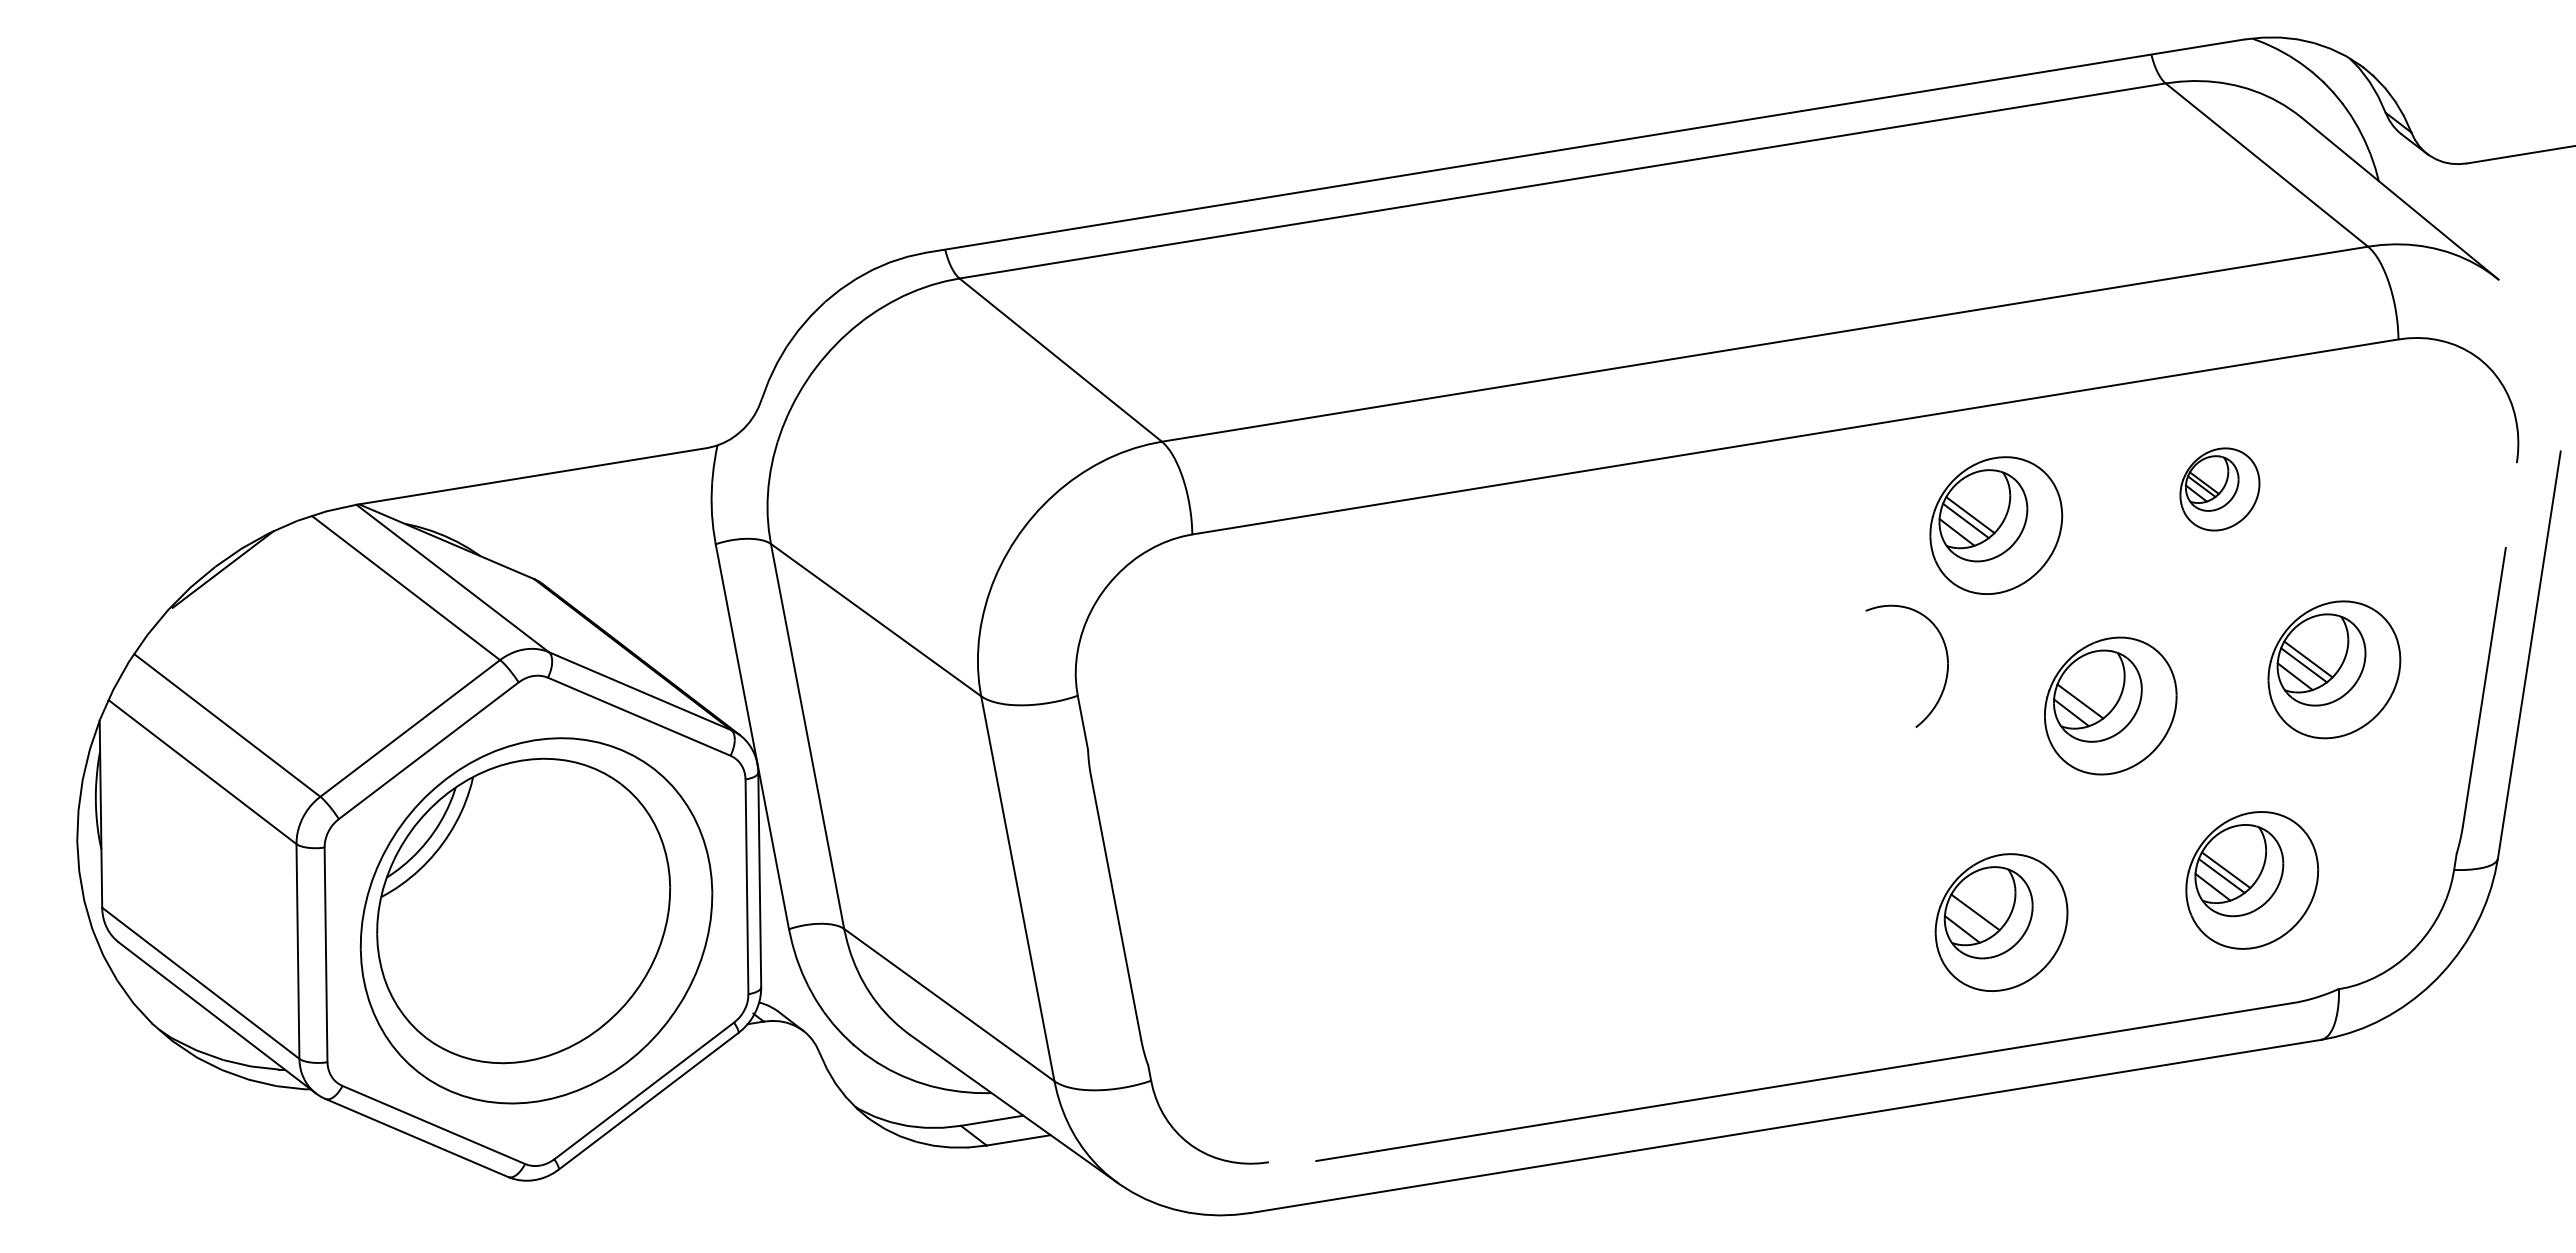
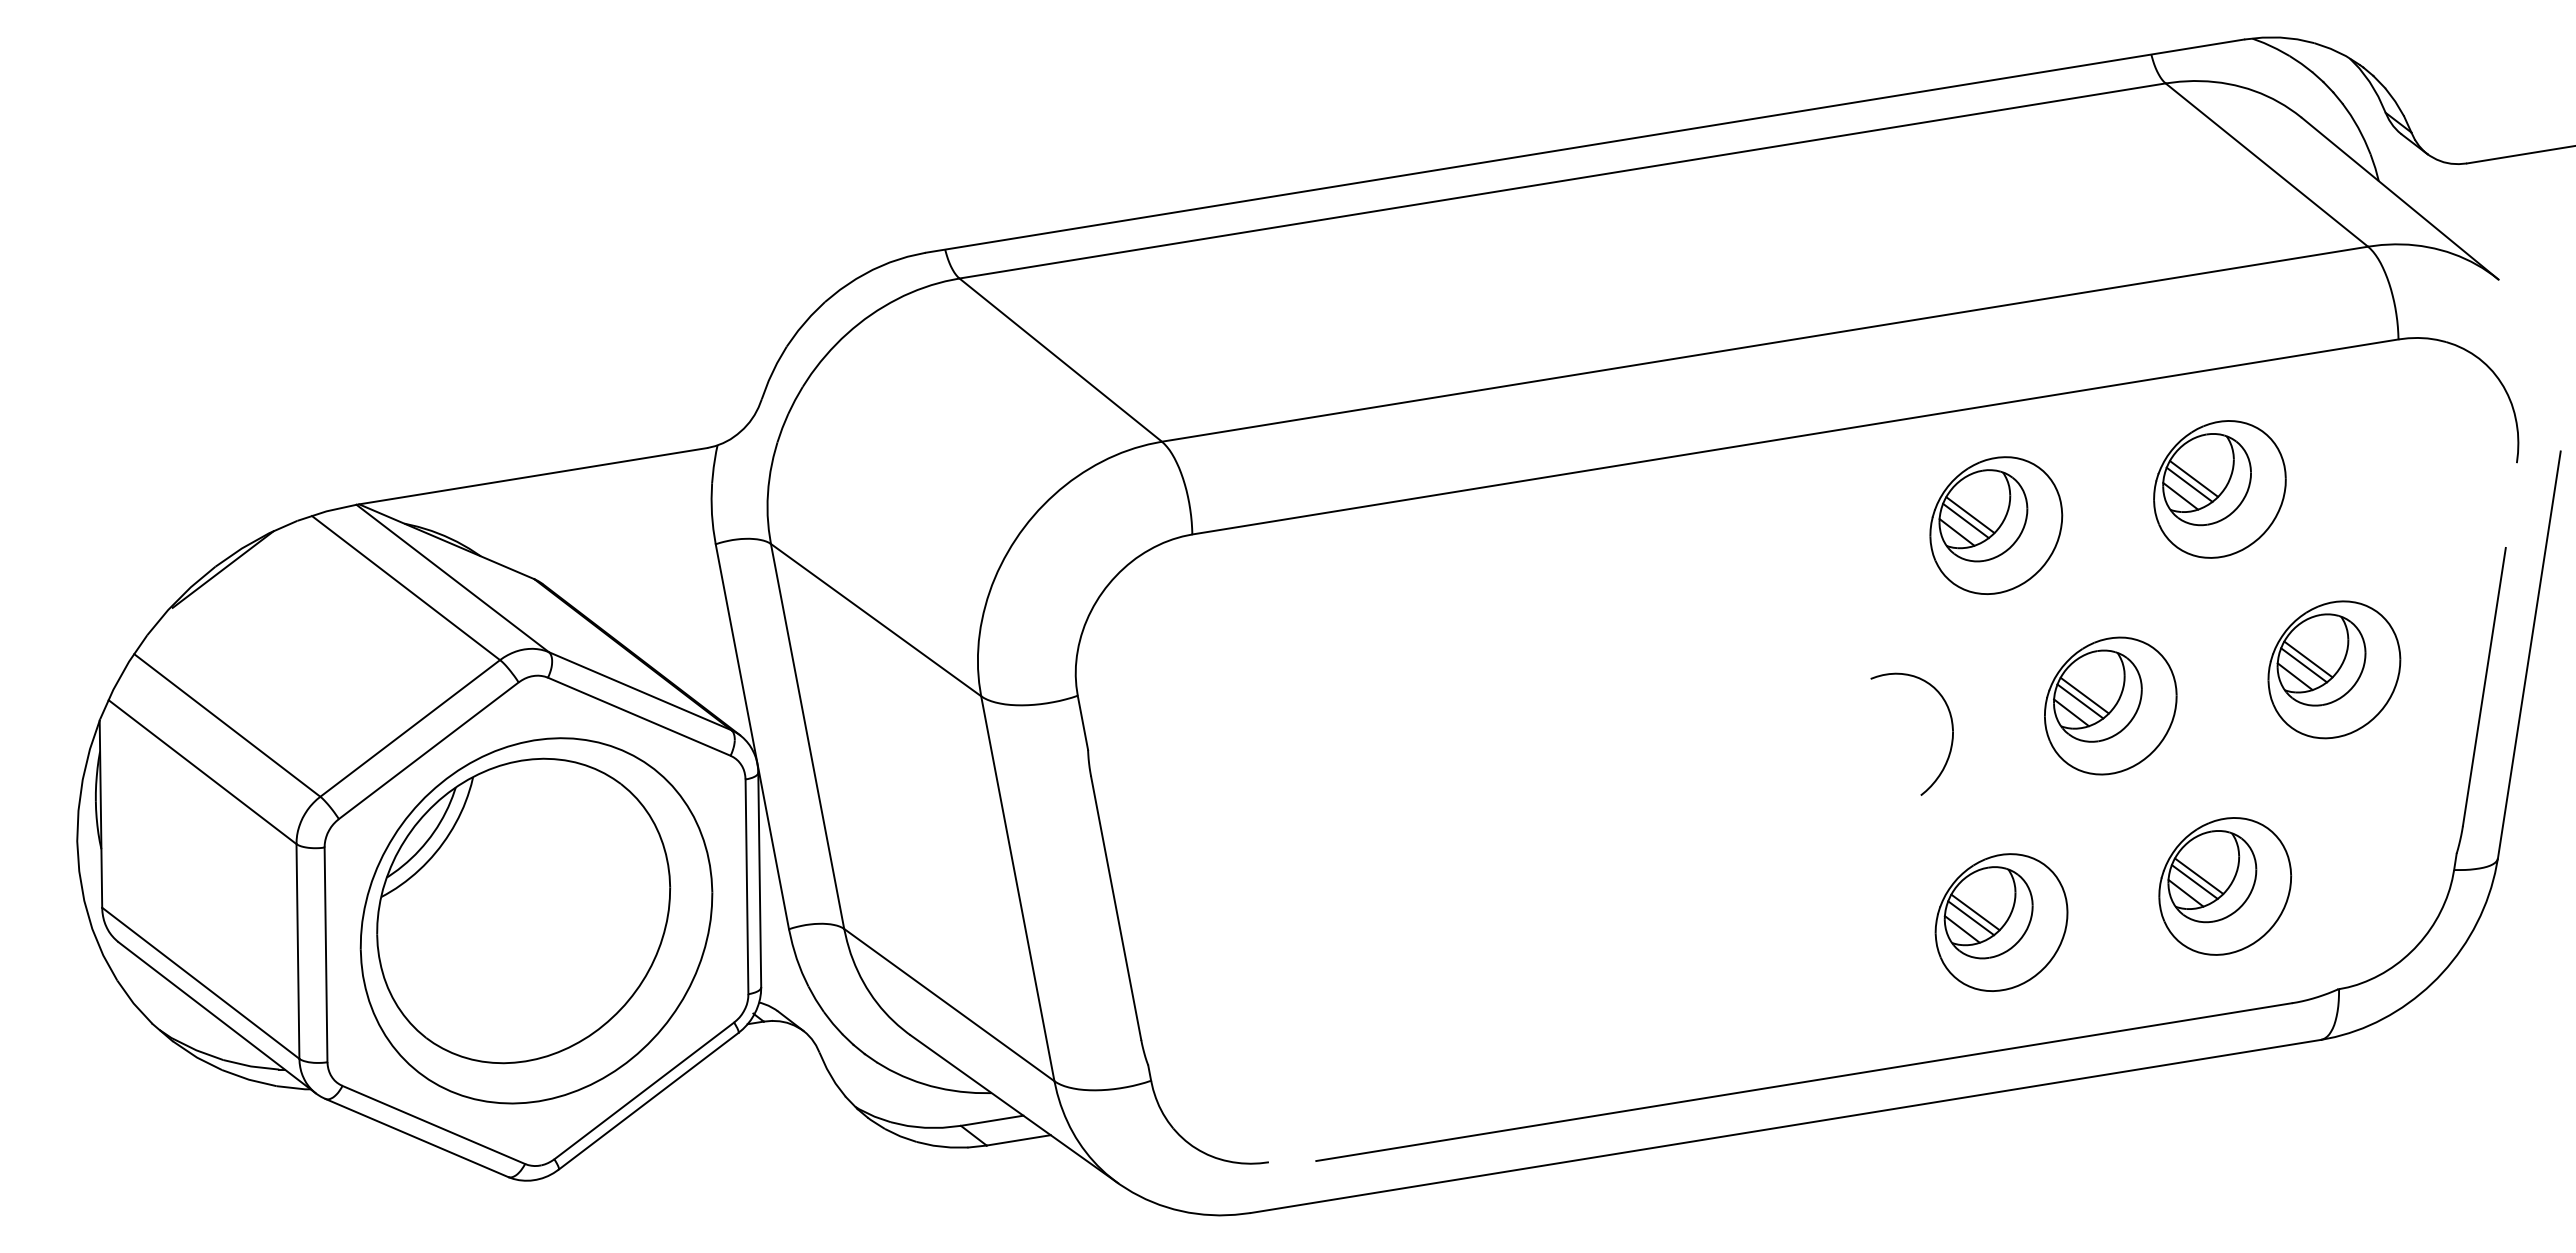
part size: 82x85 px -> 134x139 px (2219, 489)
part position: (1946, 670) -> (1951, 738) (1951, 738)
line: none -> present (2084, 695)
part position: (2252, 880) -> (2225, 886) (2225, 886)
line: none -> present (1971, 918)
